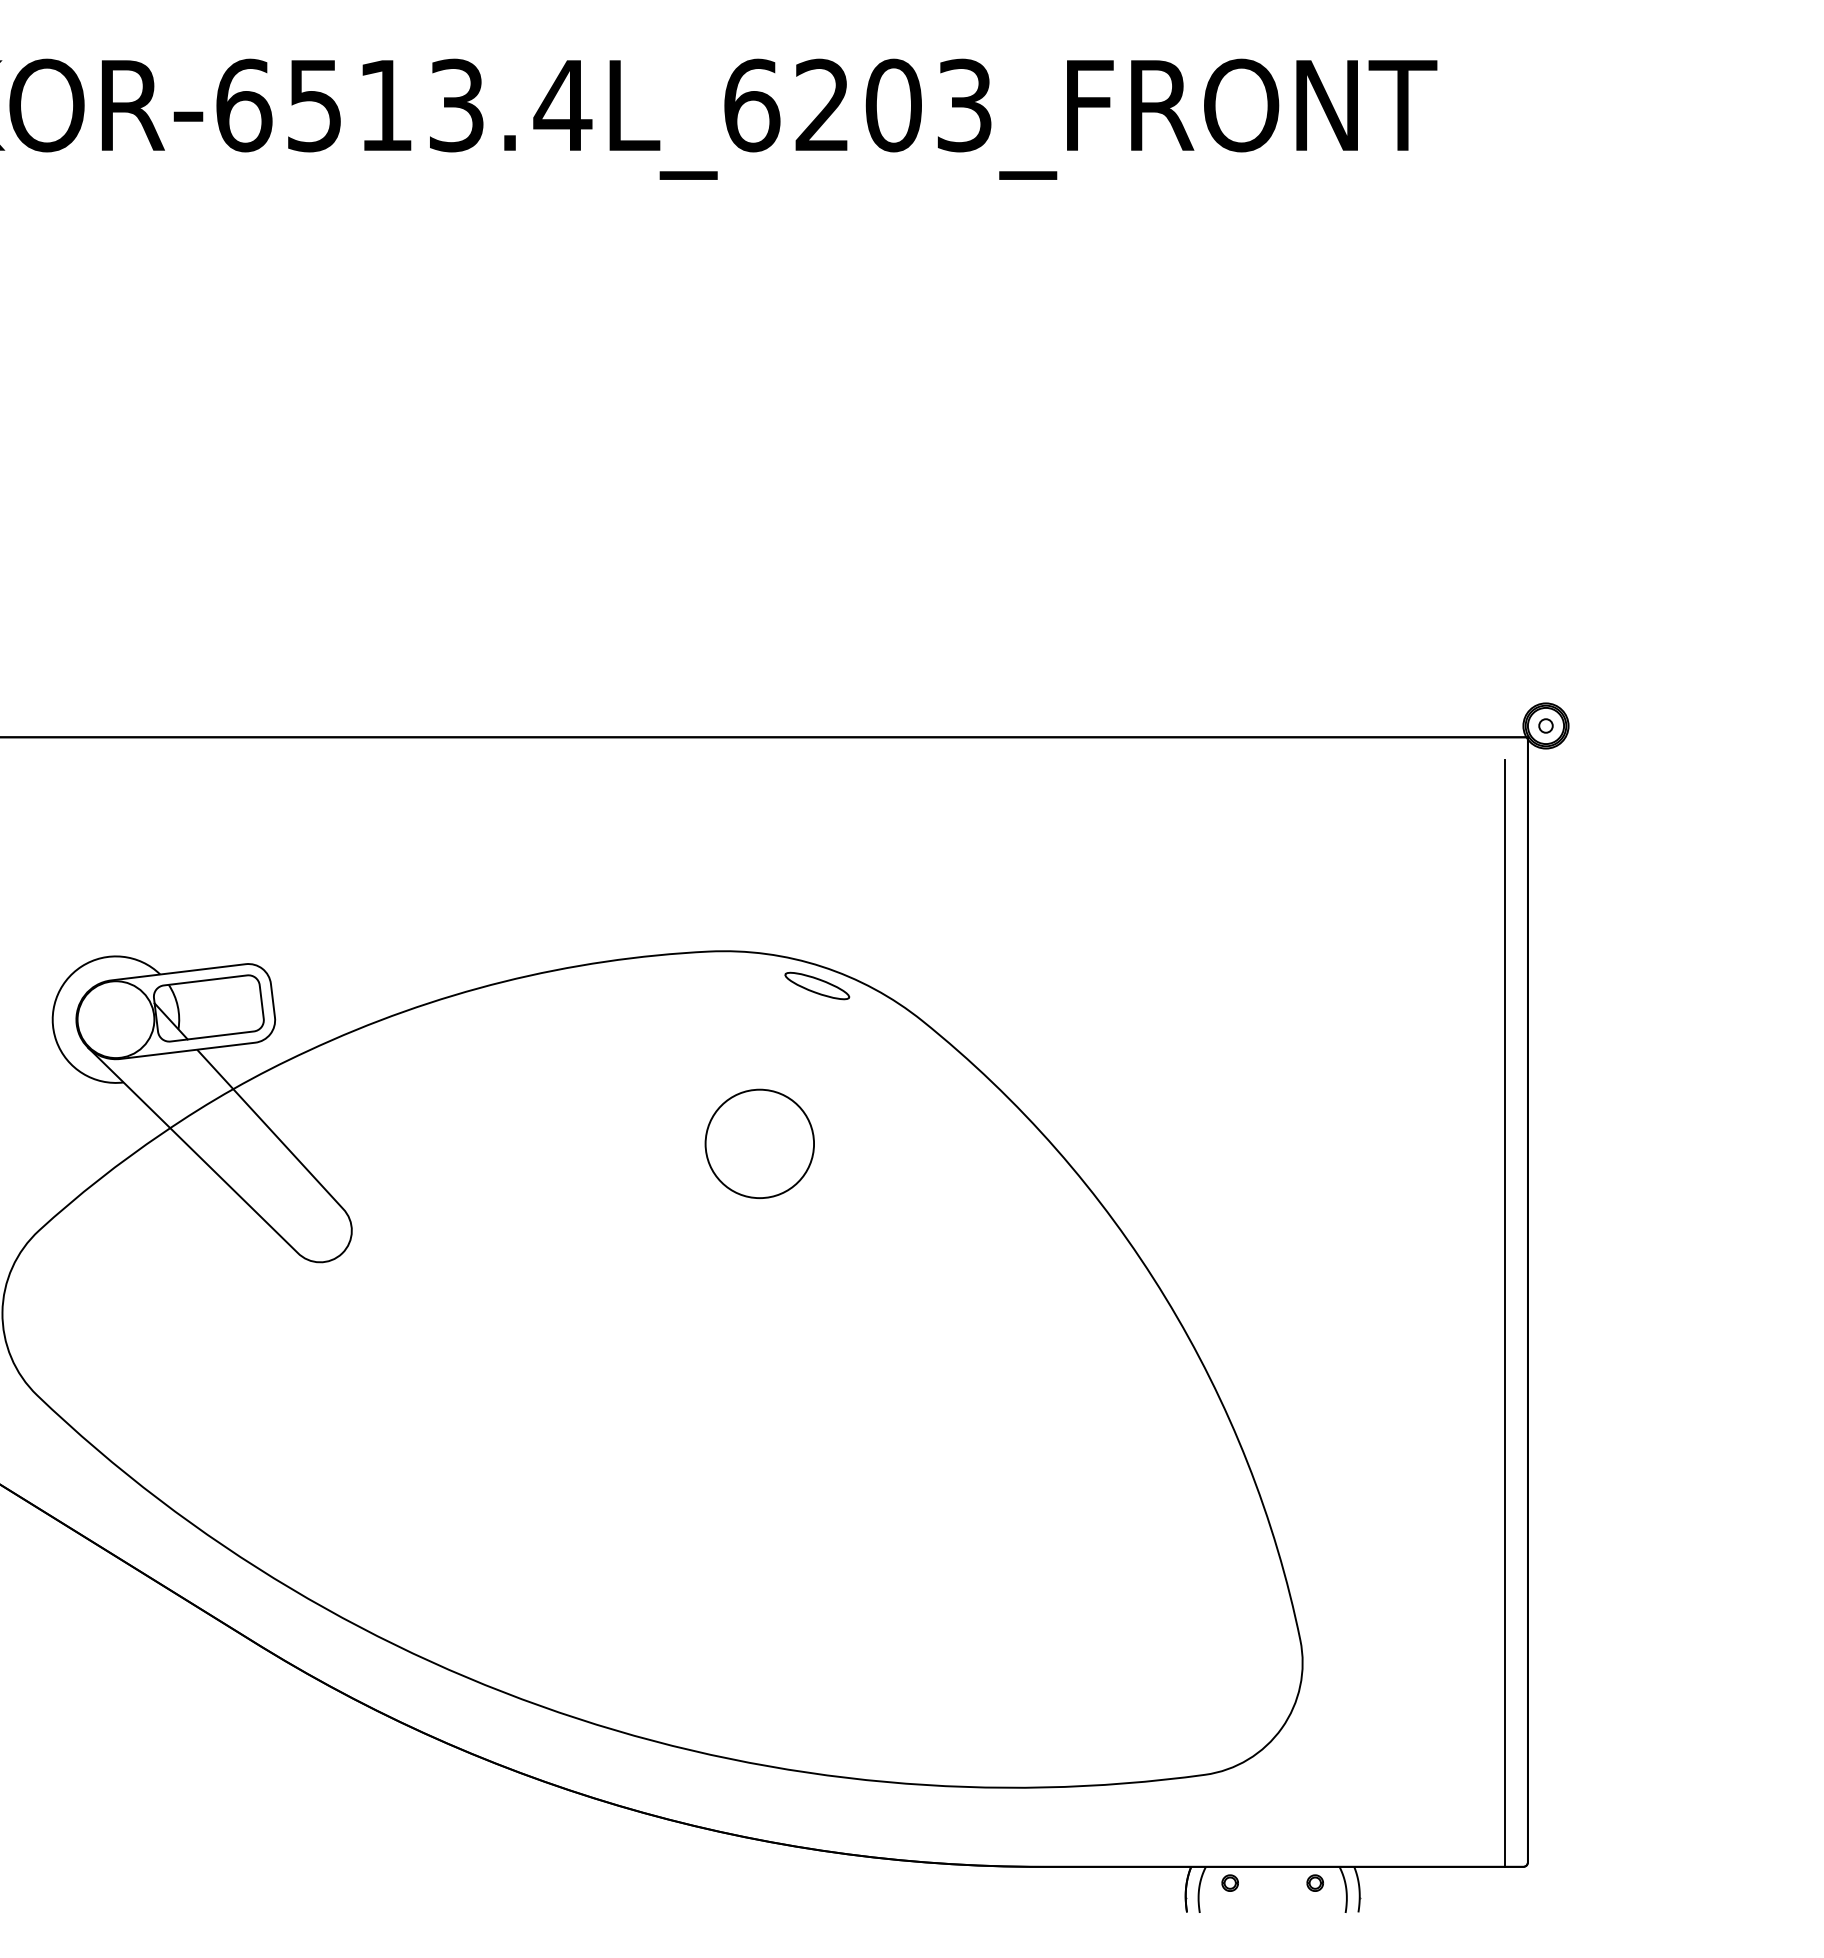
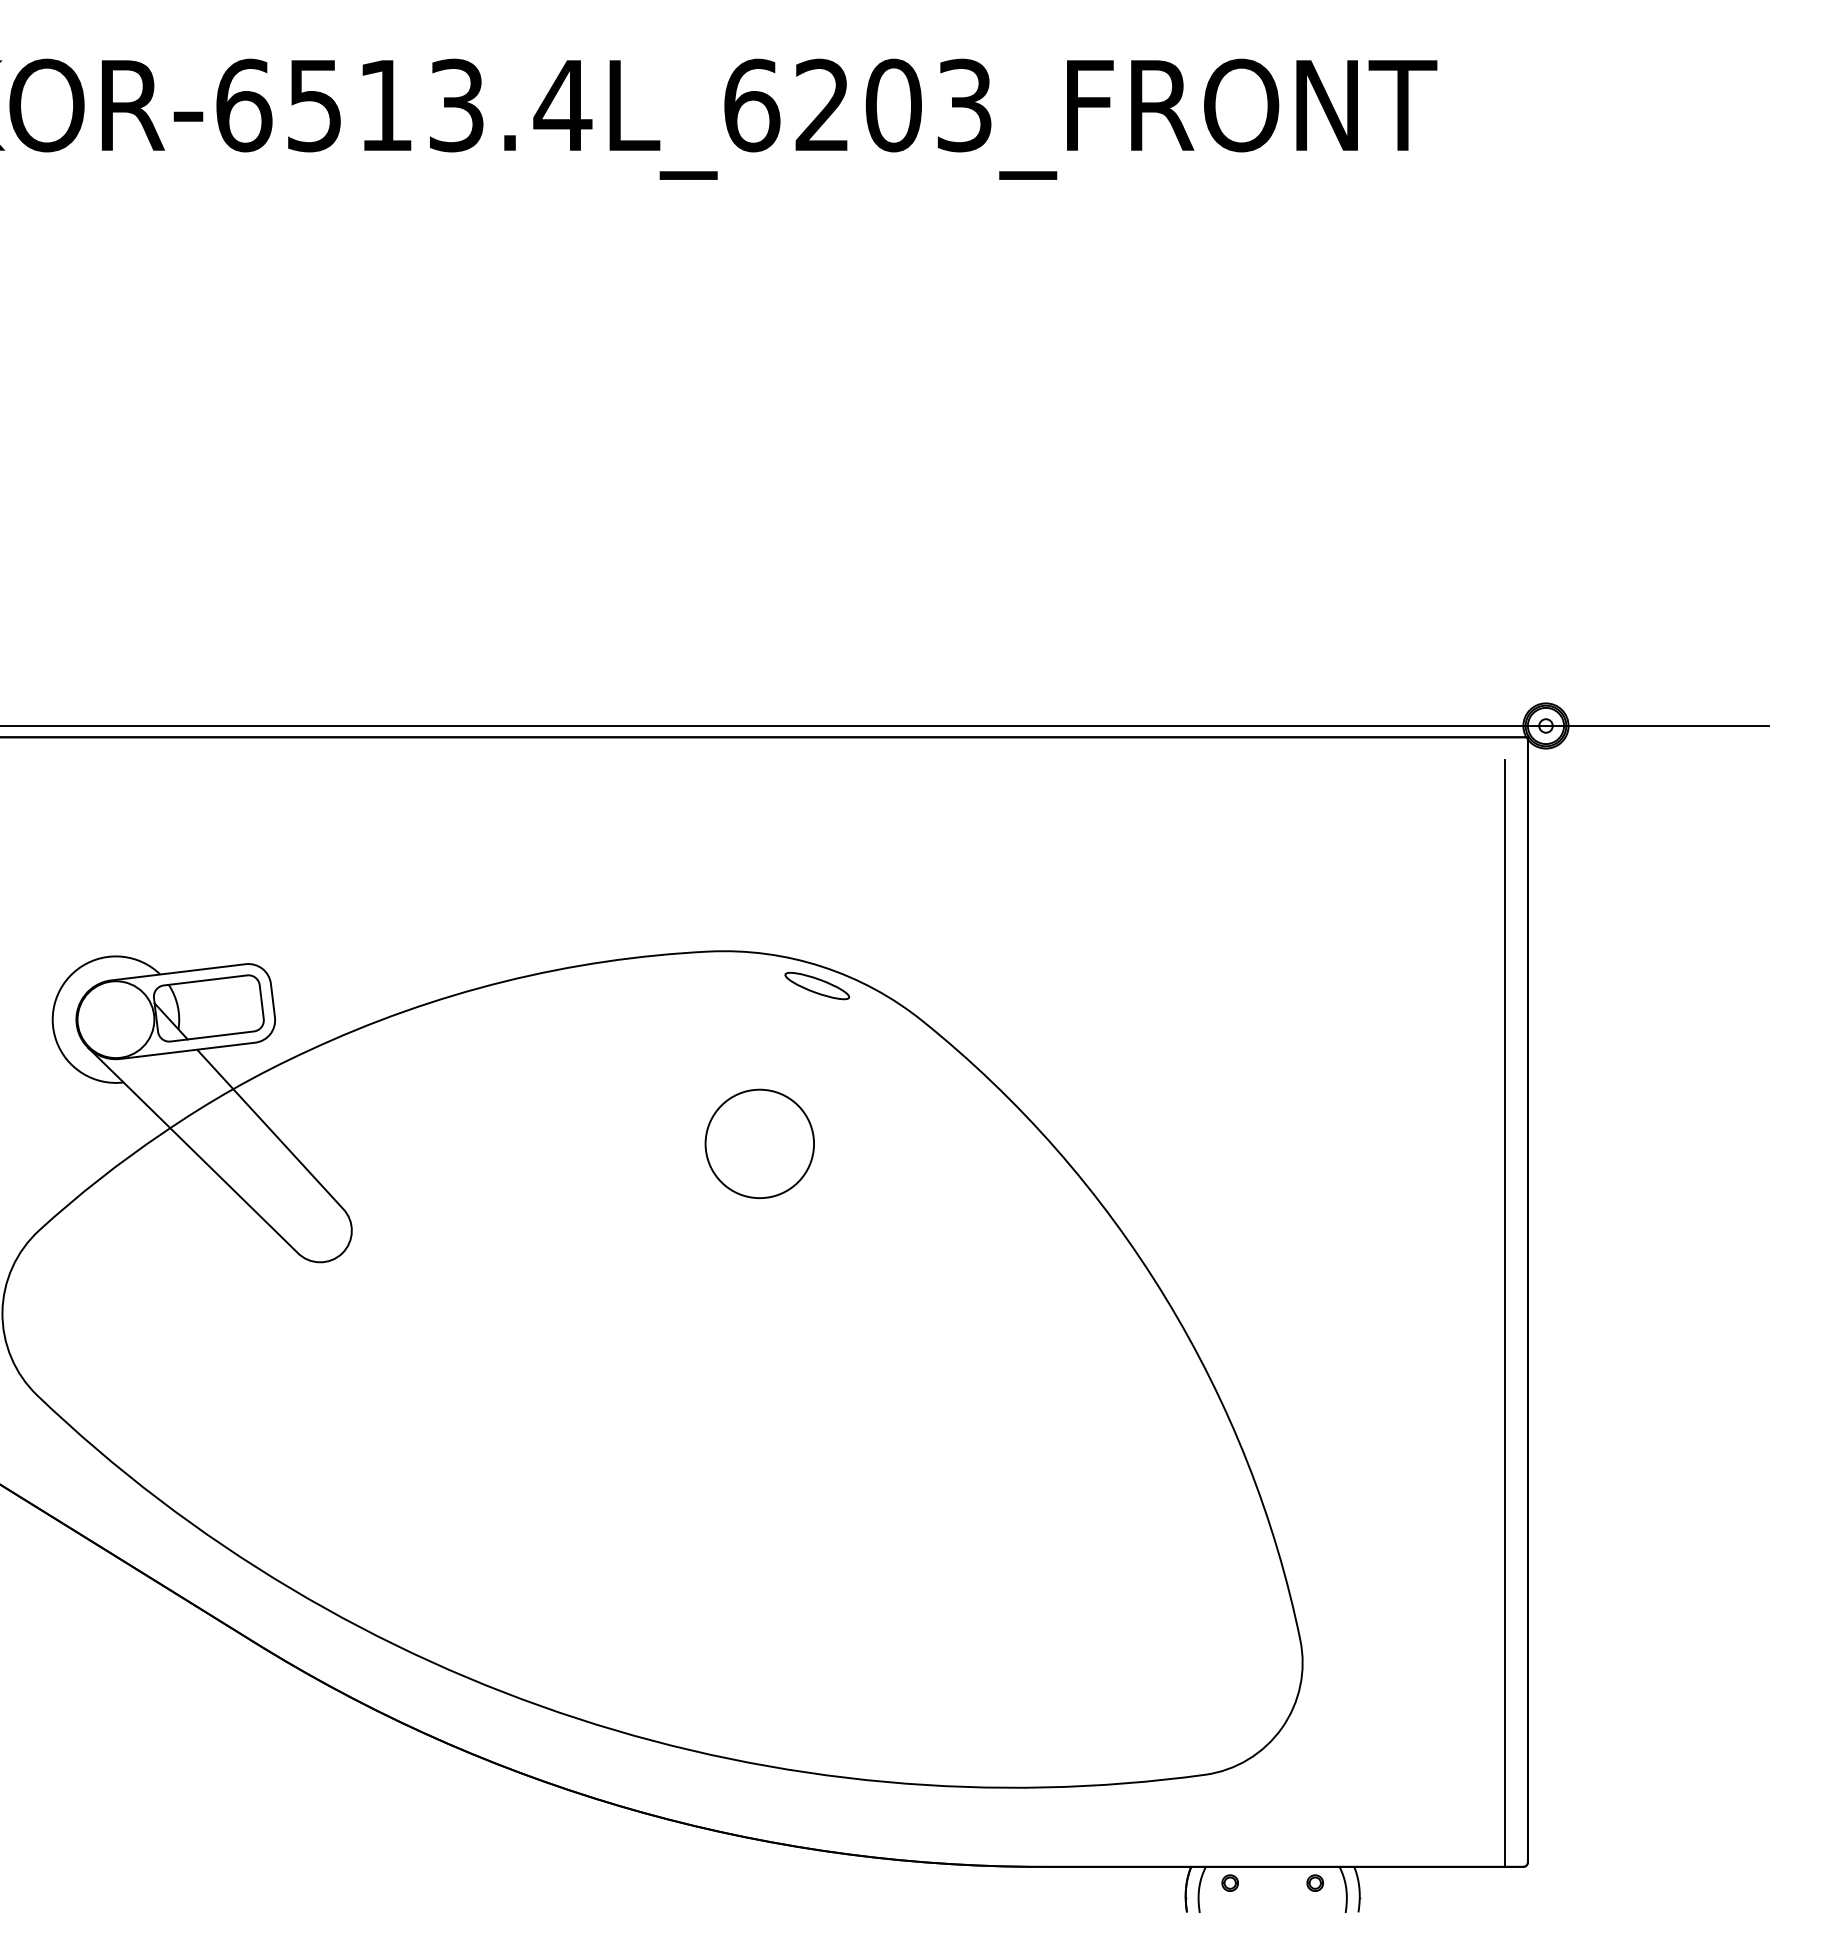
line: none -> present (885, 725)
